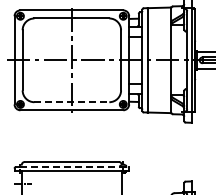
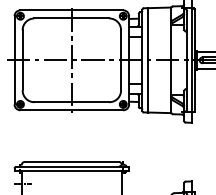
line: dashed -> solid (72, 102)
line: dashed -> solid (75, 166)
